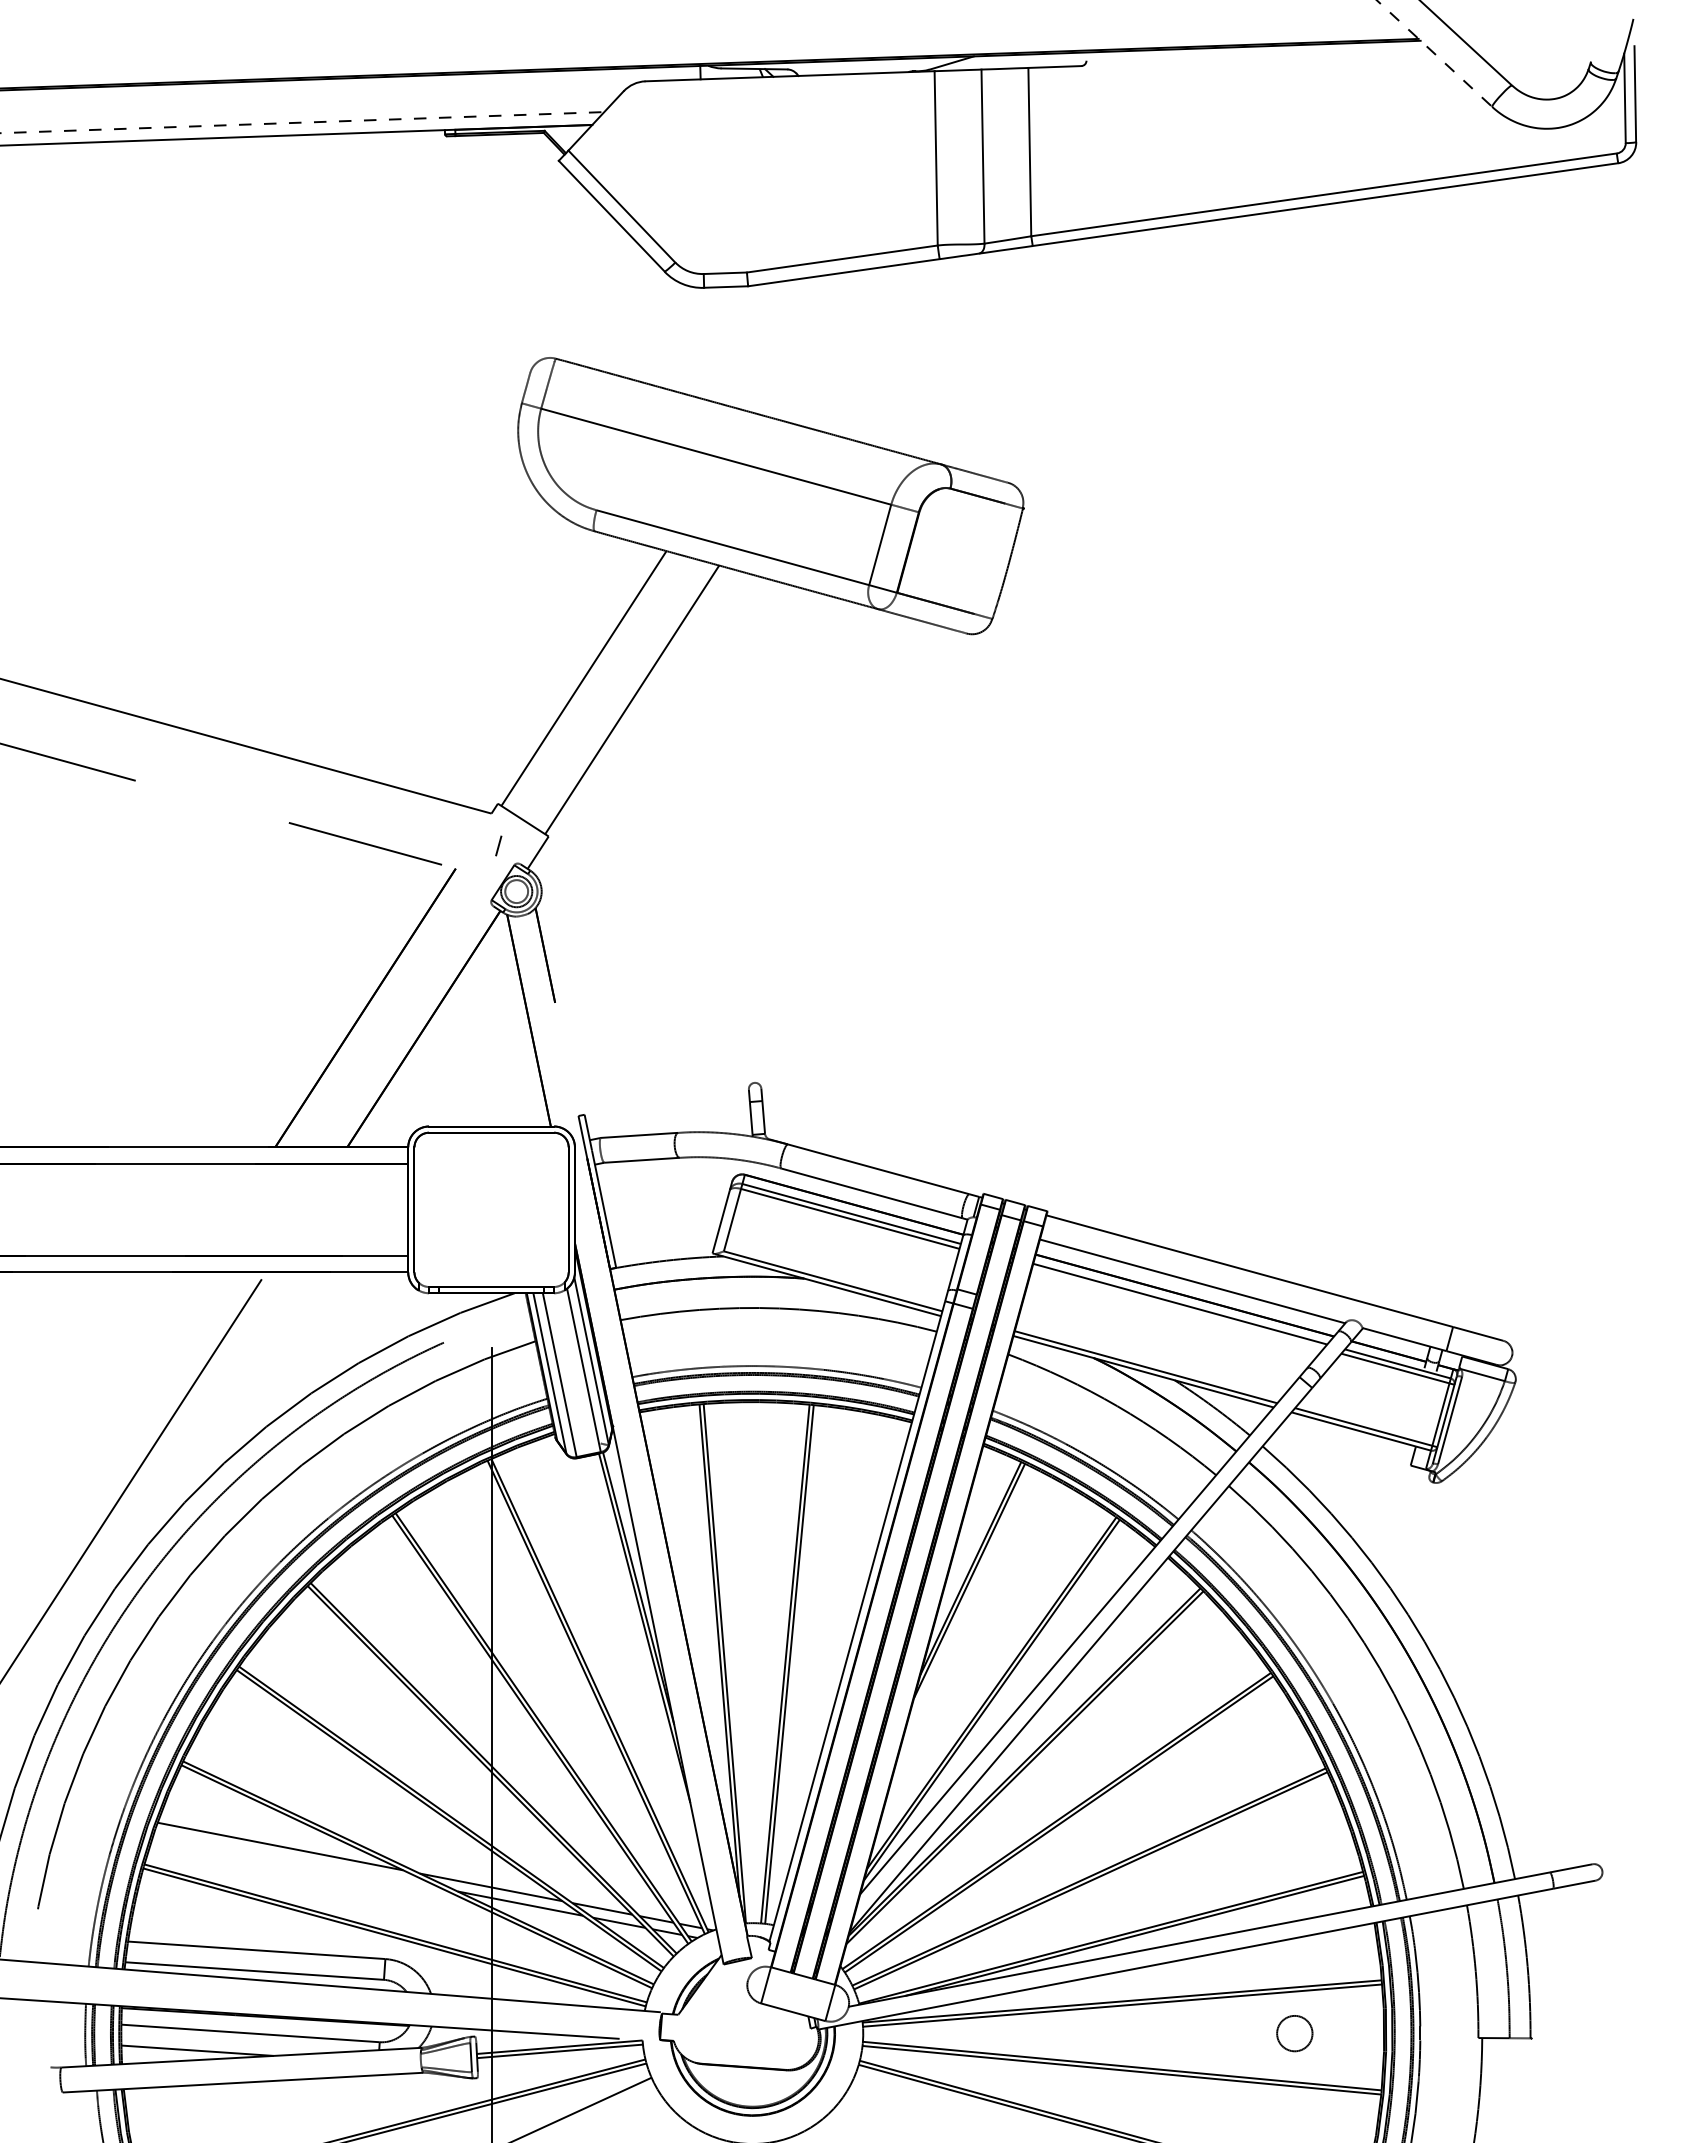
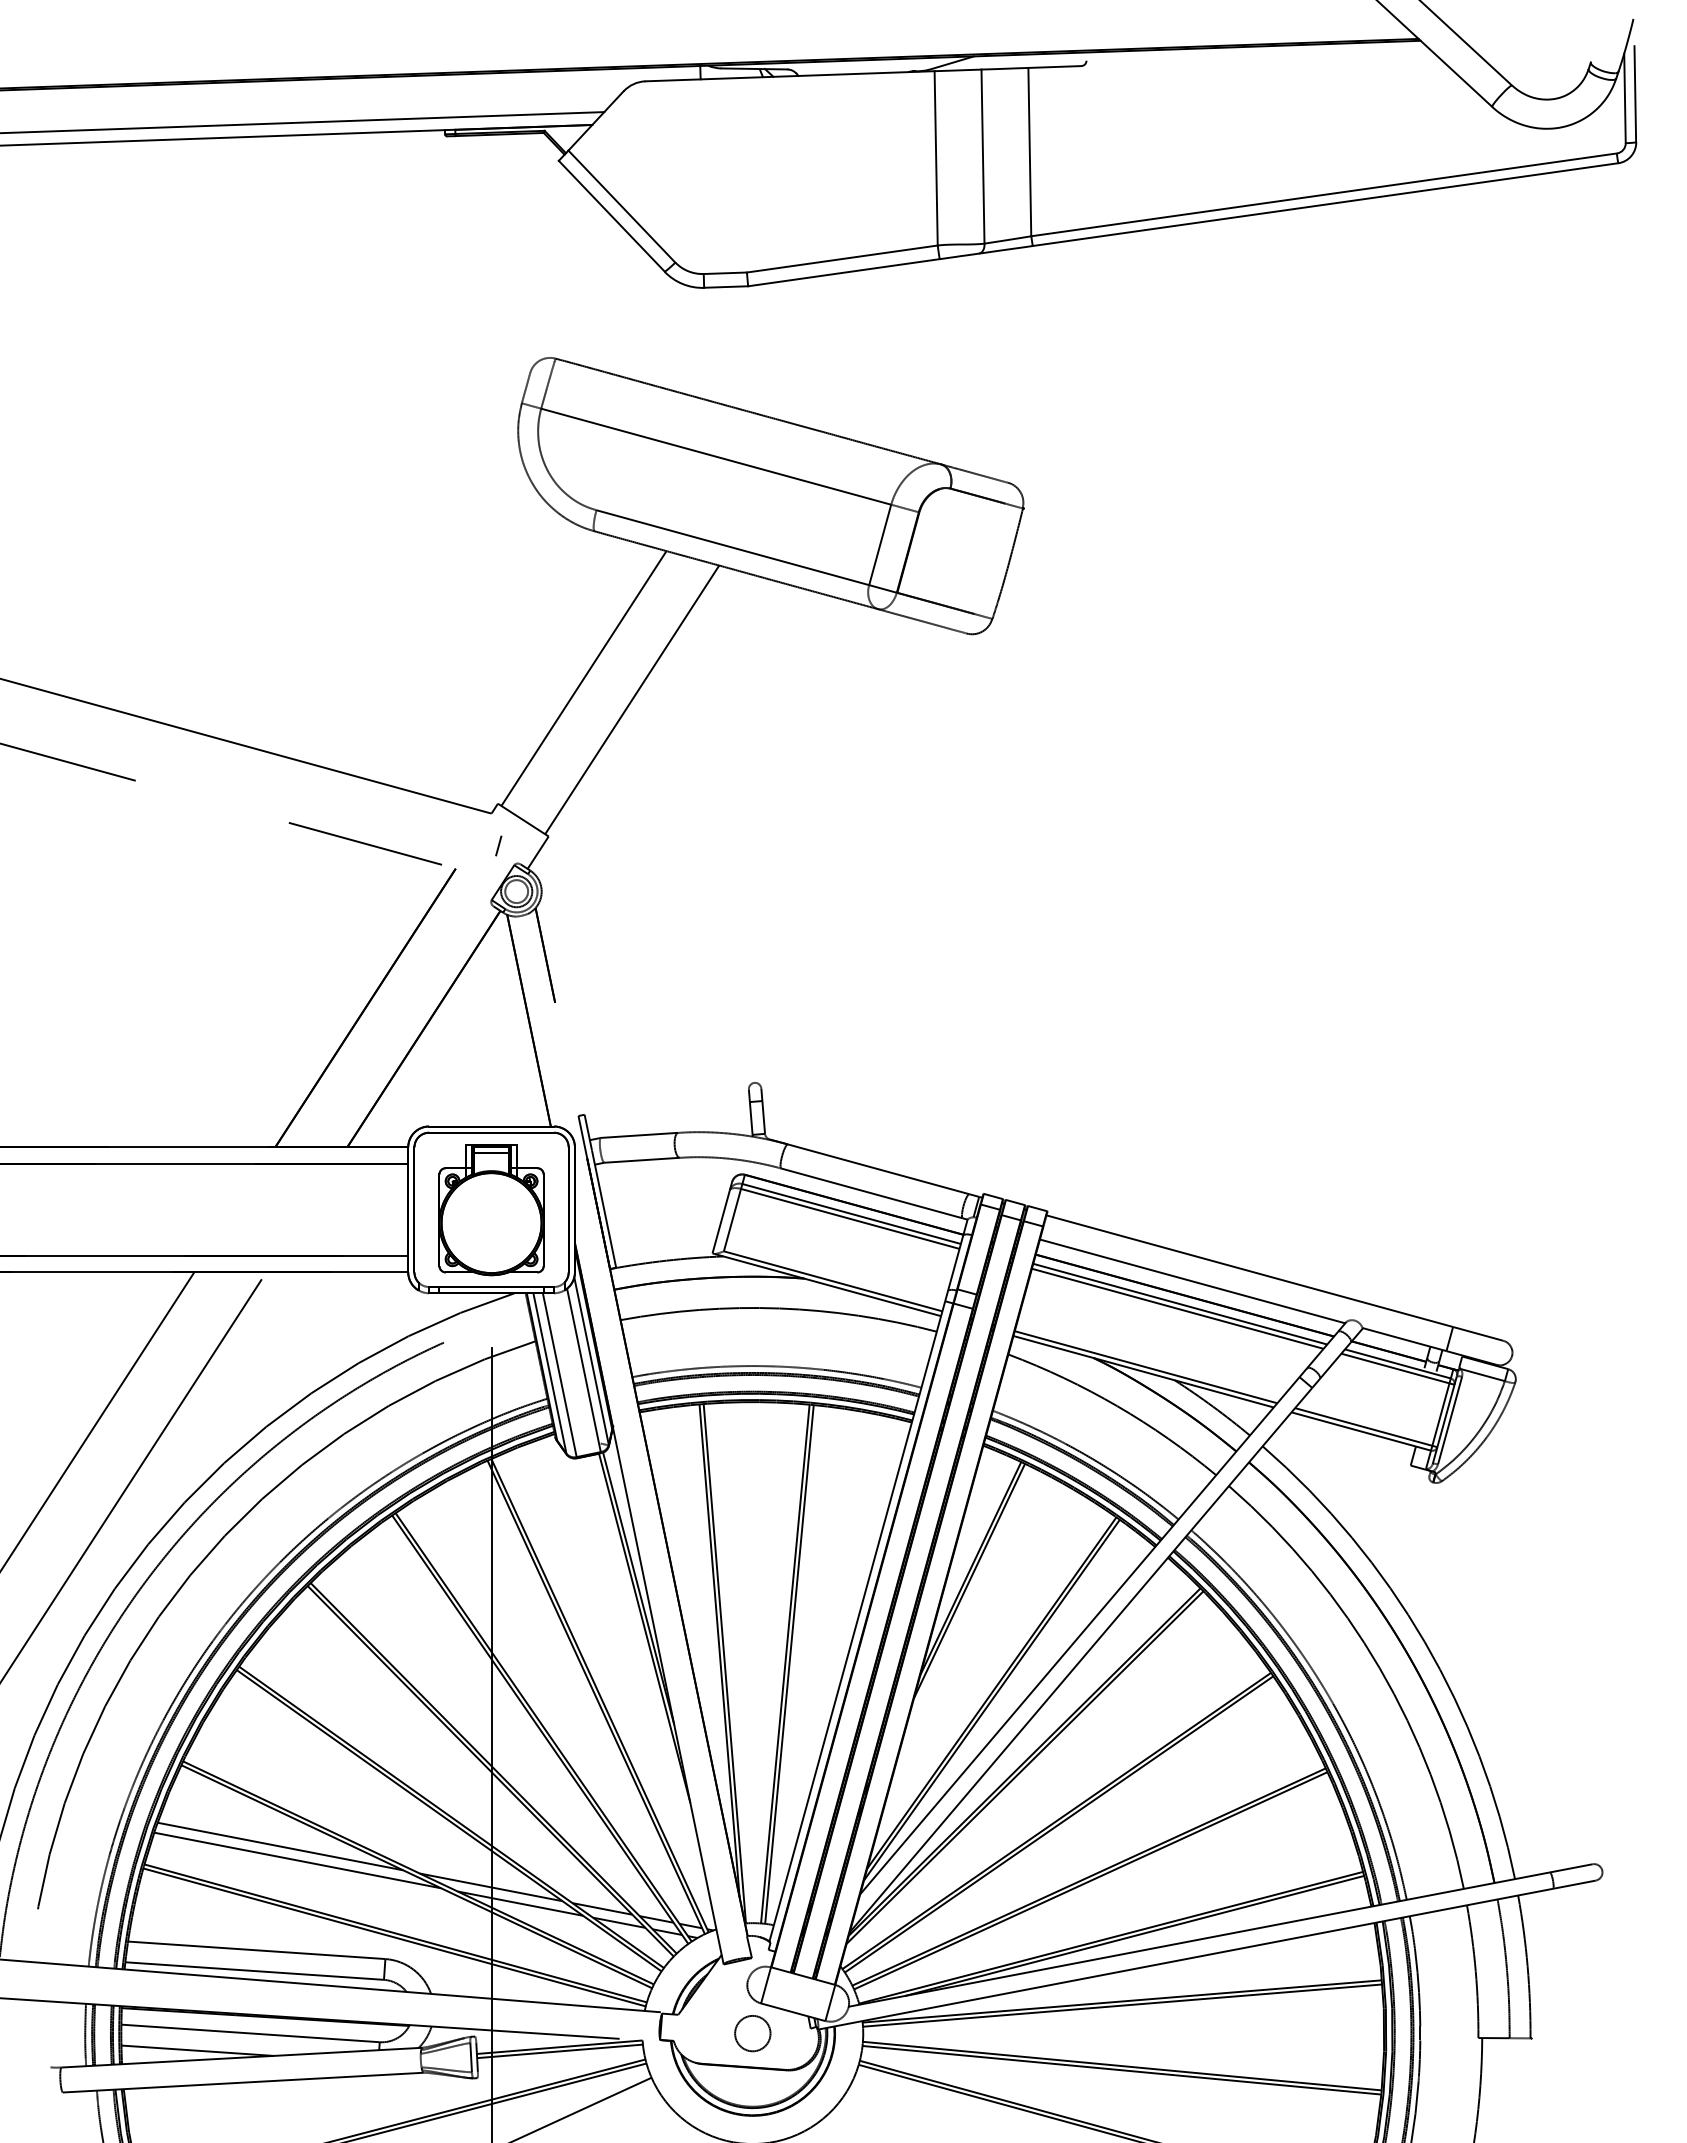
line: dashed -> solid (1434, 53)
line: dashed -> solid (302, 122)
part: none -> present (491, 1210)
line: none -> present (1177, 1308)
line: none -> present (98, 1420)
line: none -> present (297, 1860)
circle position: (1294, 2033) -> (752, 2033) (752, 2033)
